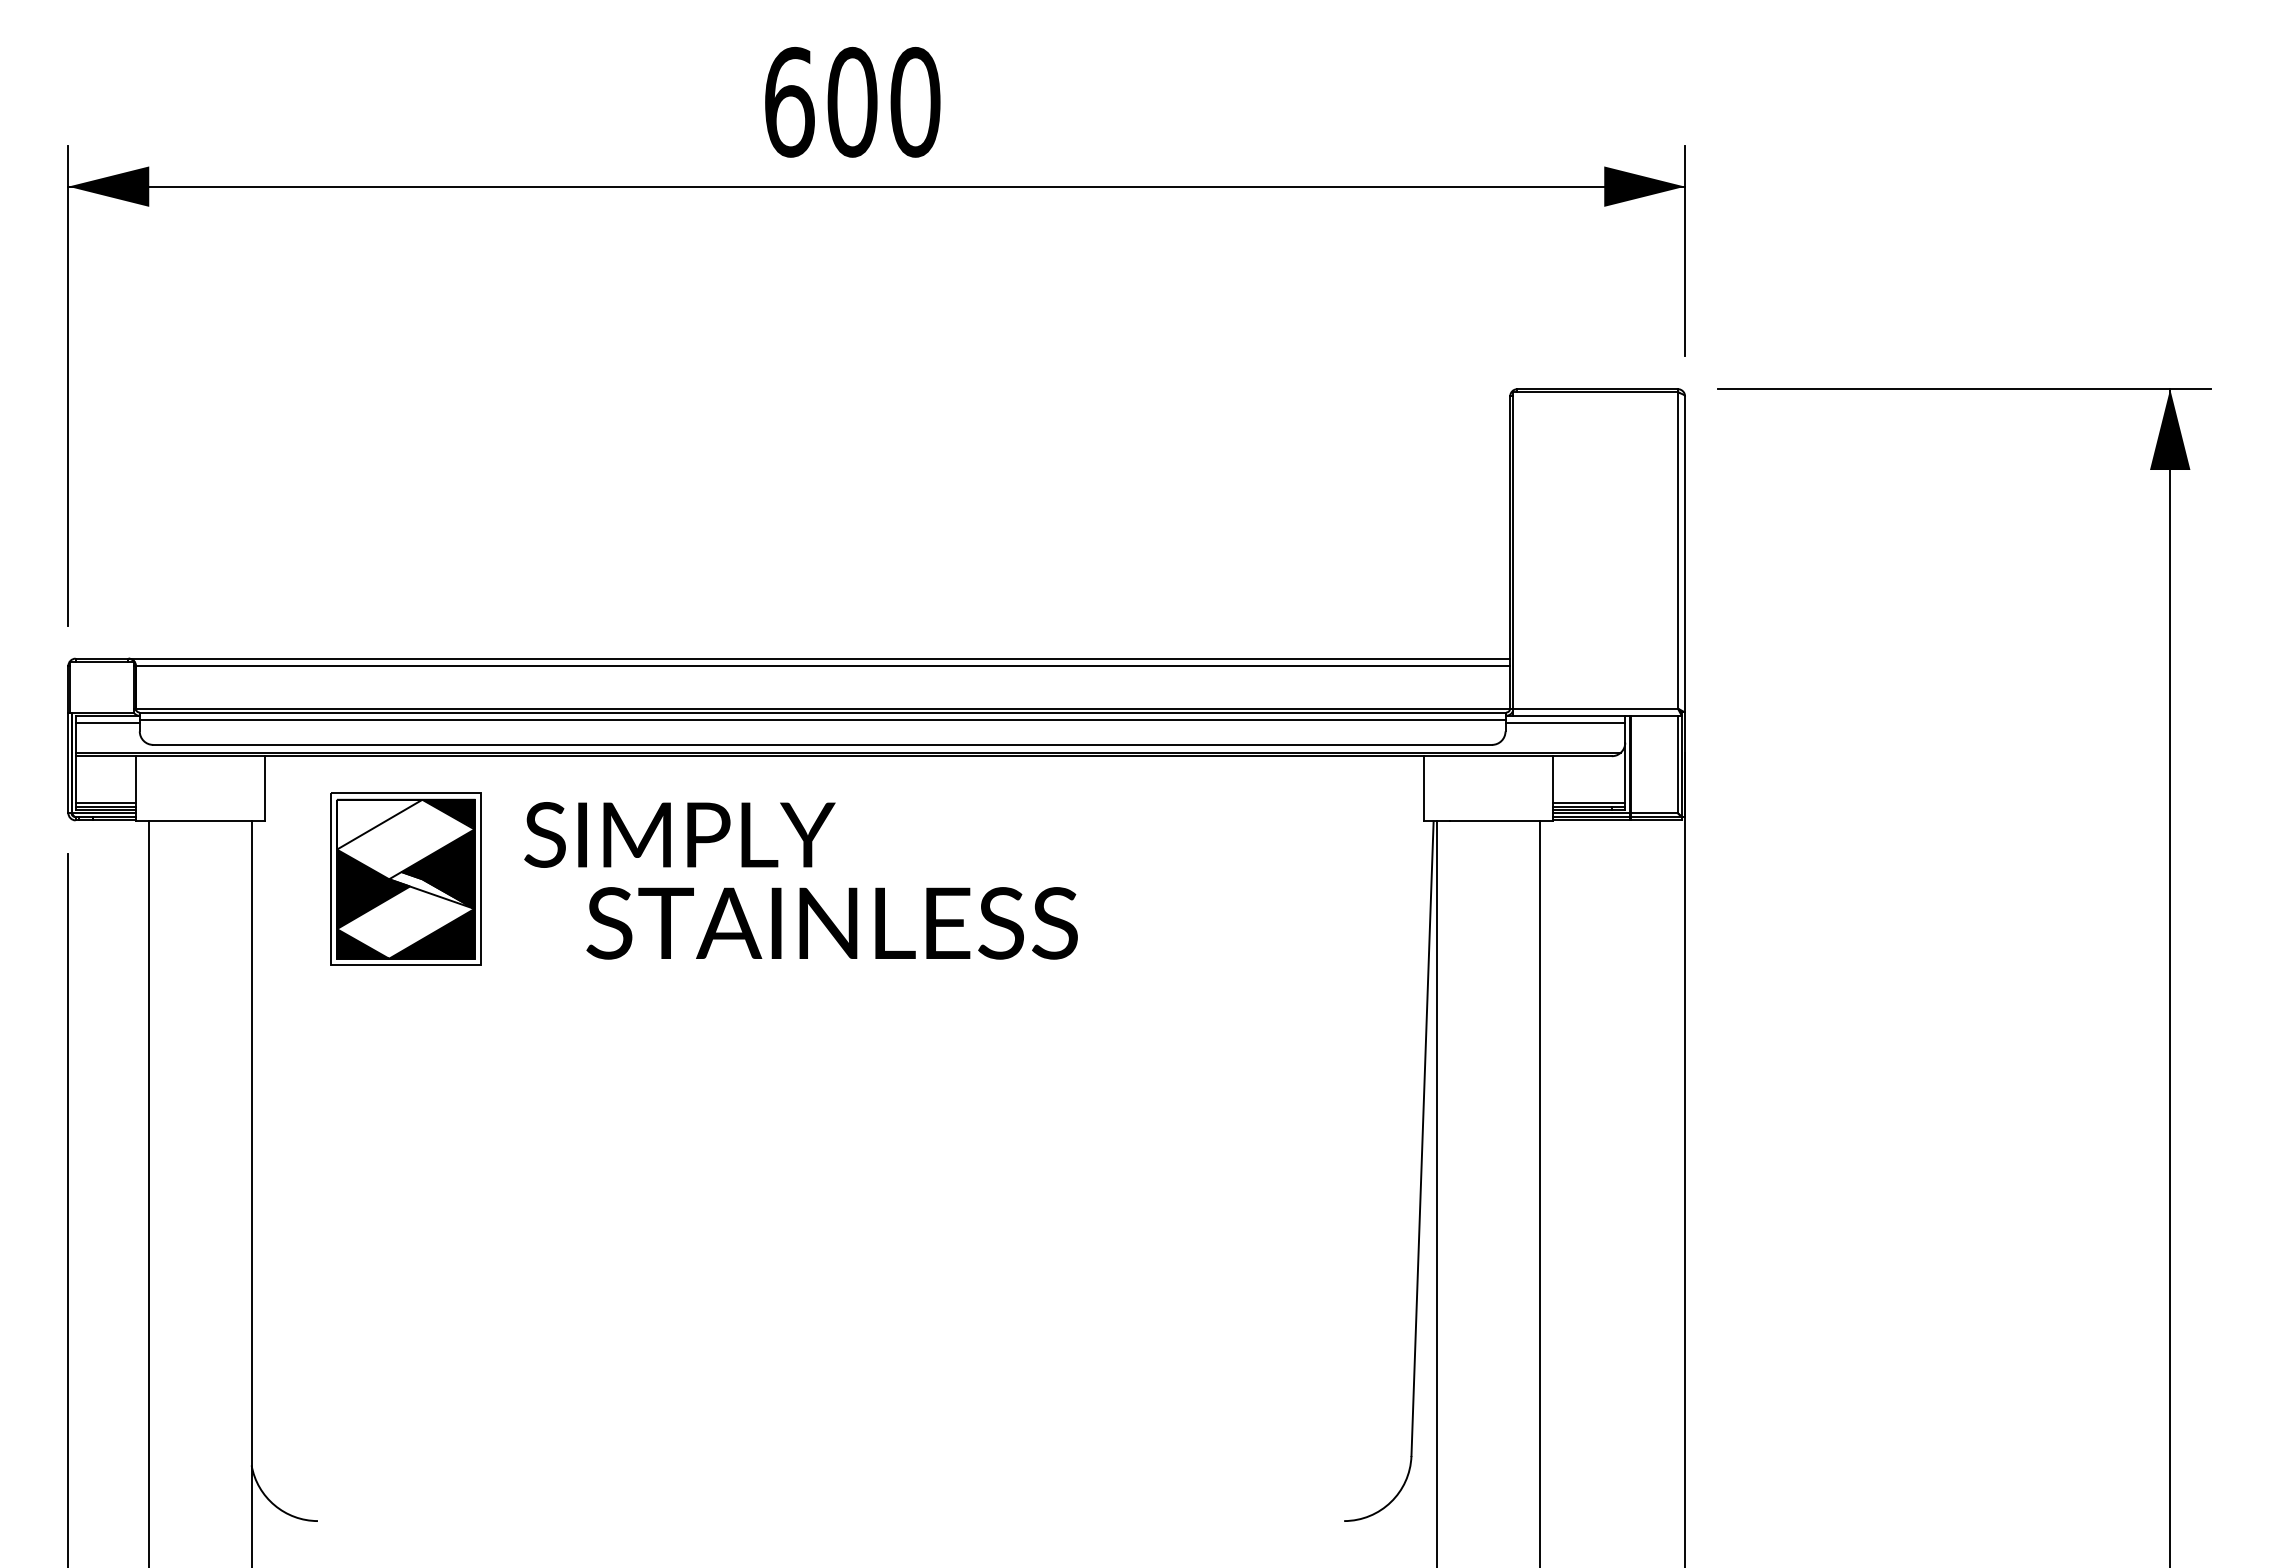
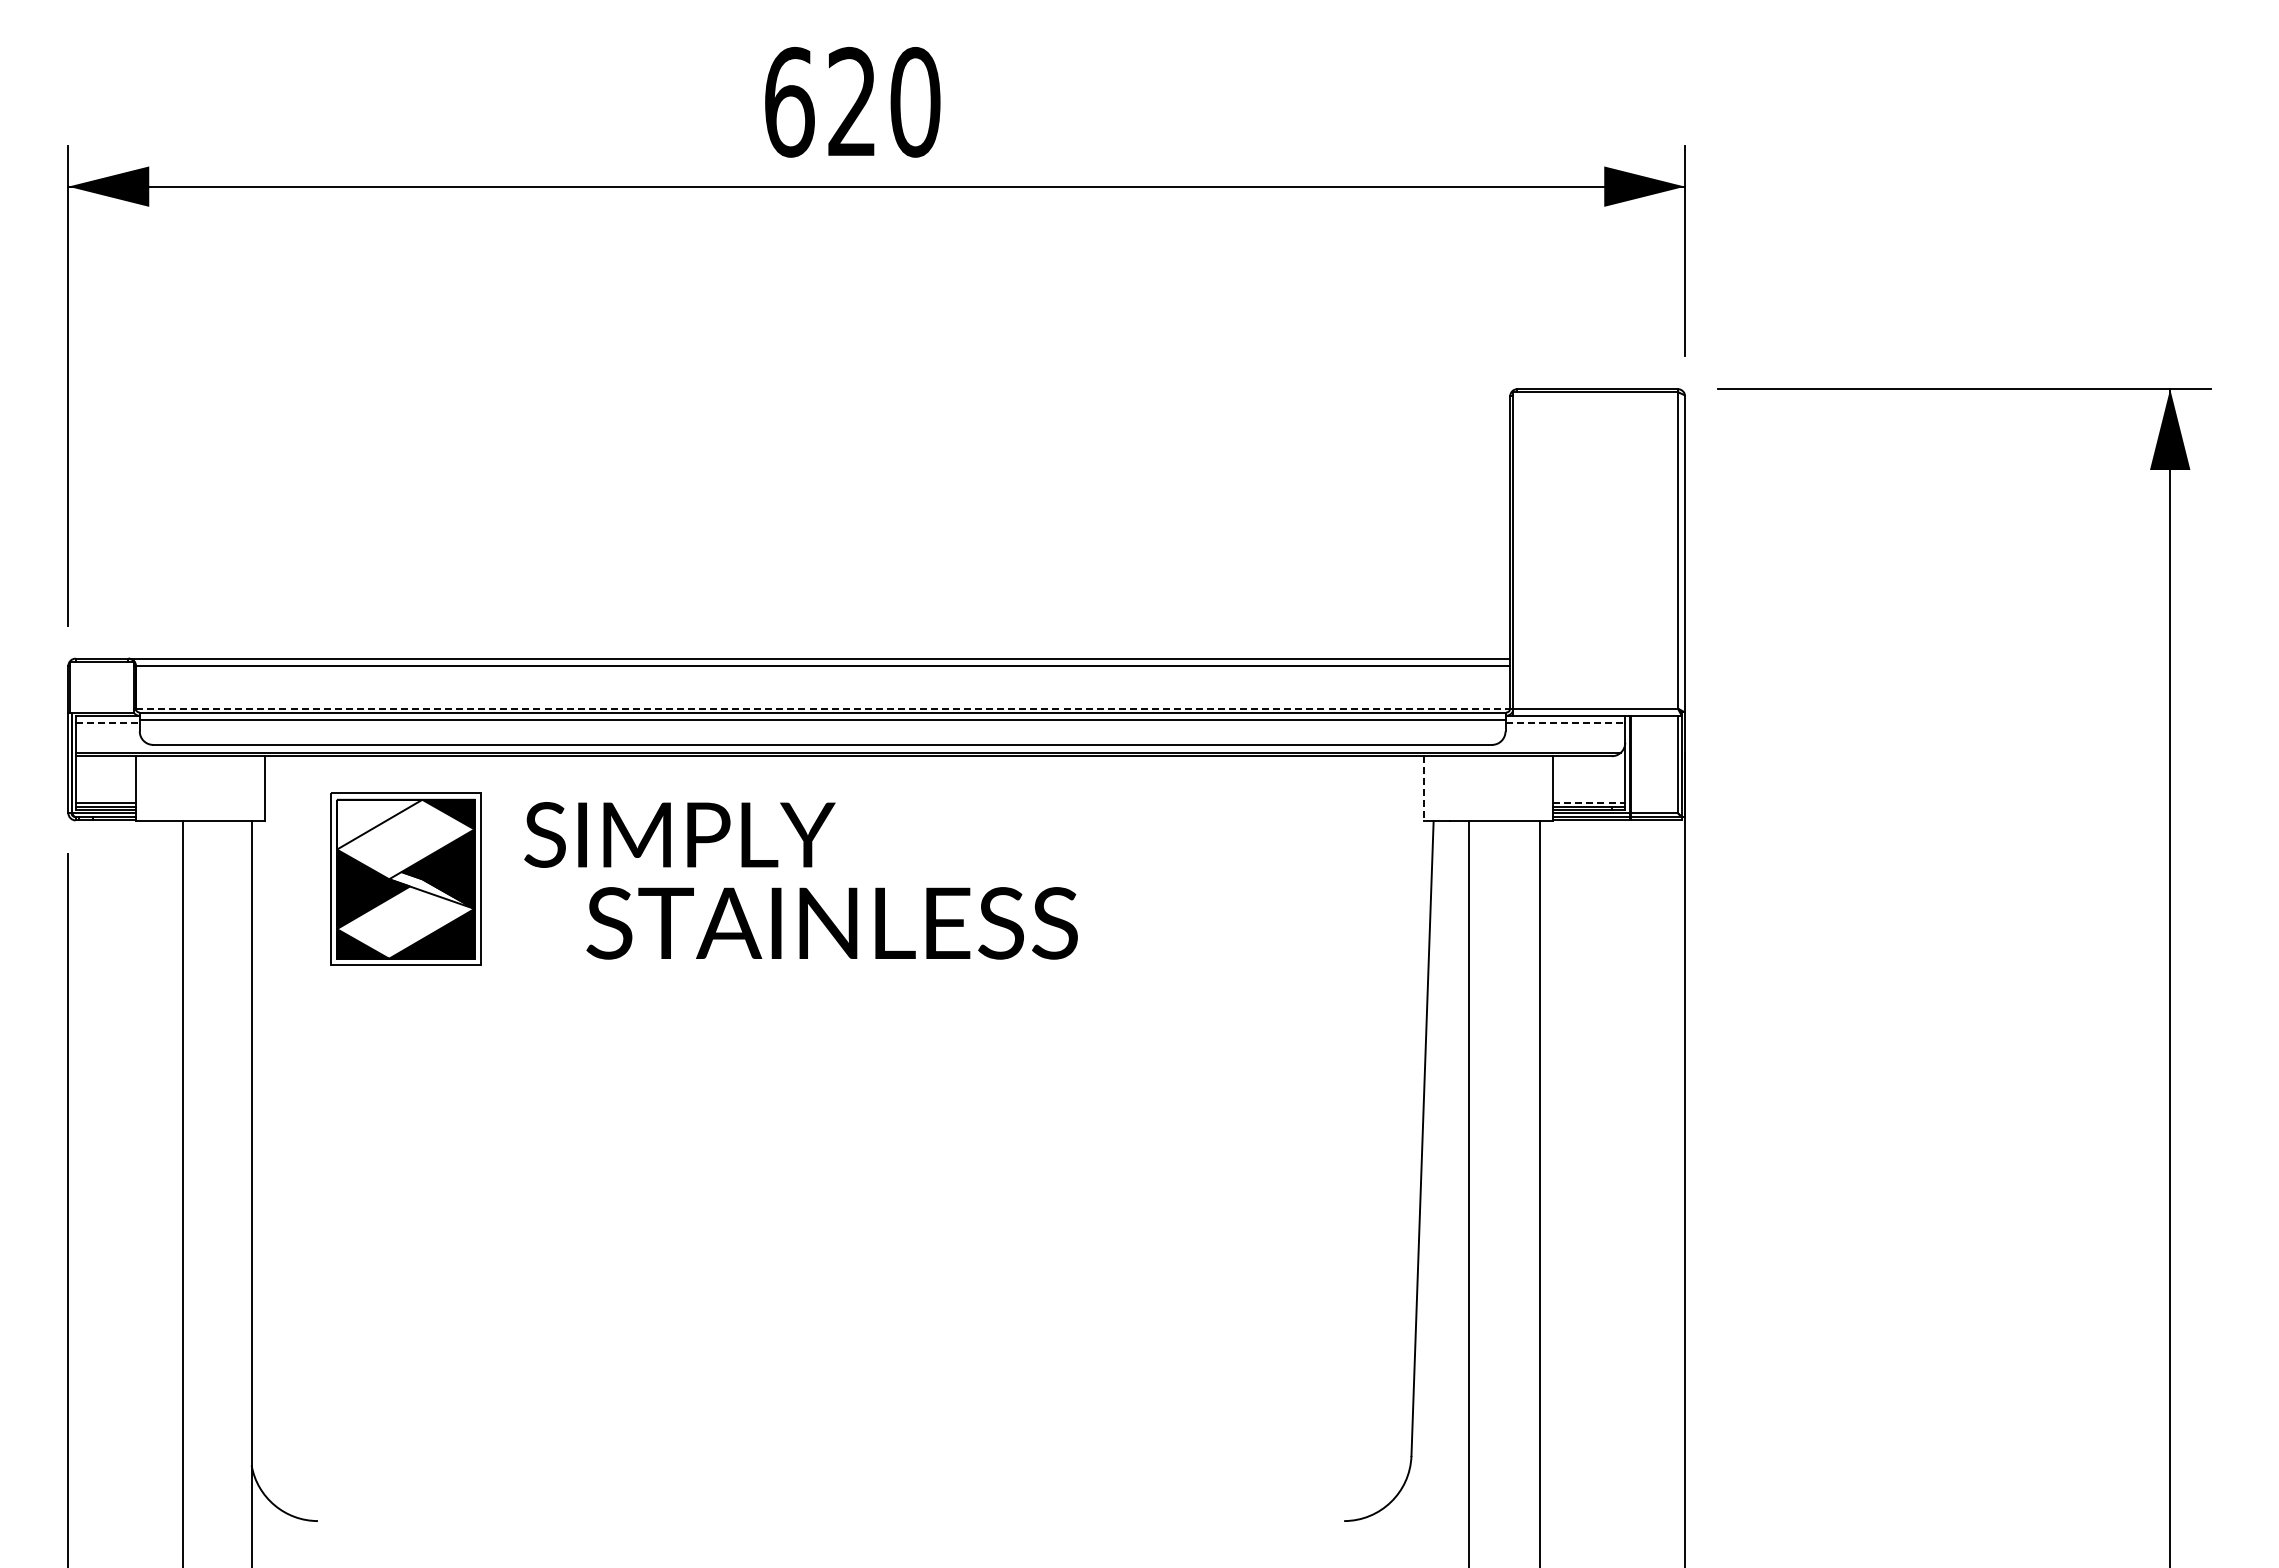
text: 600 -> 620 (852, 101)
line: solid -> dashed (823, 708)
line: solid -> dashed (108, 723)
line: solid -> dashed (1565, 723)
line: solid -> dashed (1423, 788)
line: solid -> dashed (1589, 802)
line position: (149, 1192) -> (183, 1192) (183, 1192)
line position: (1437, 1192) -> (1469, 1192) (1469, 1192)
